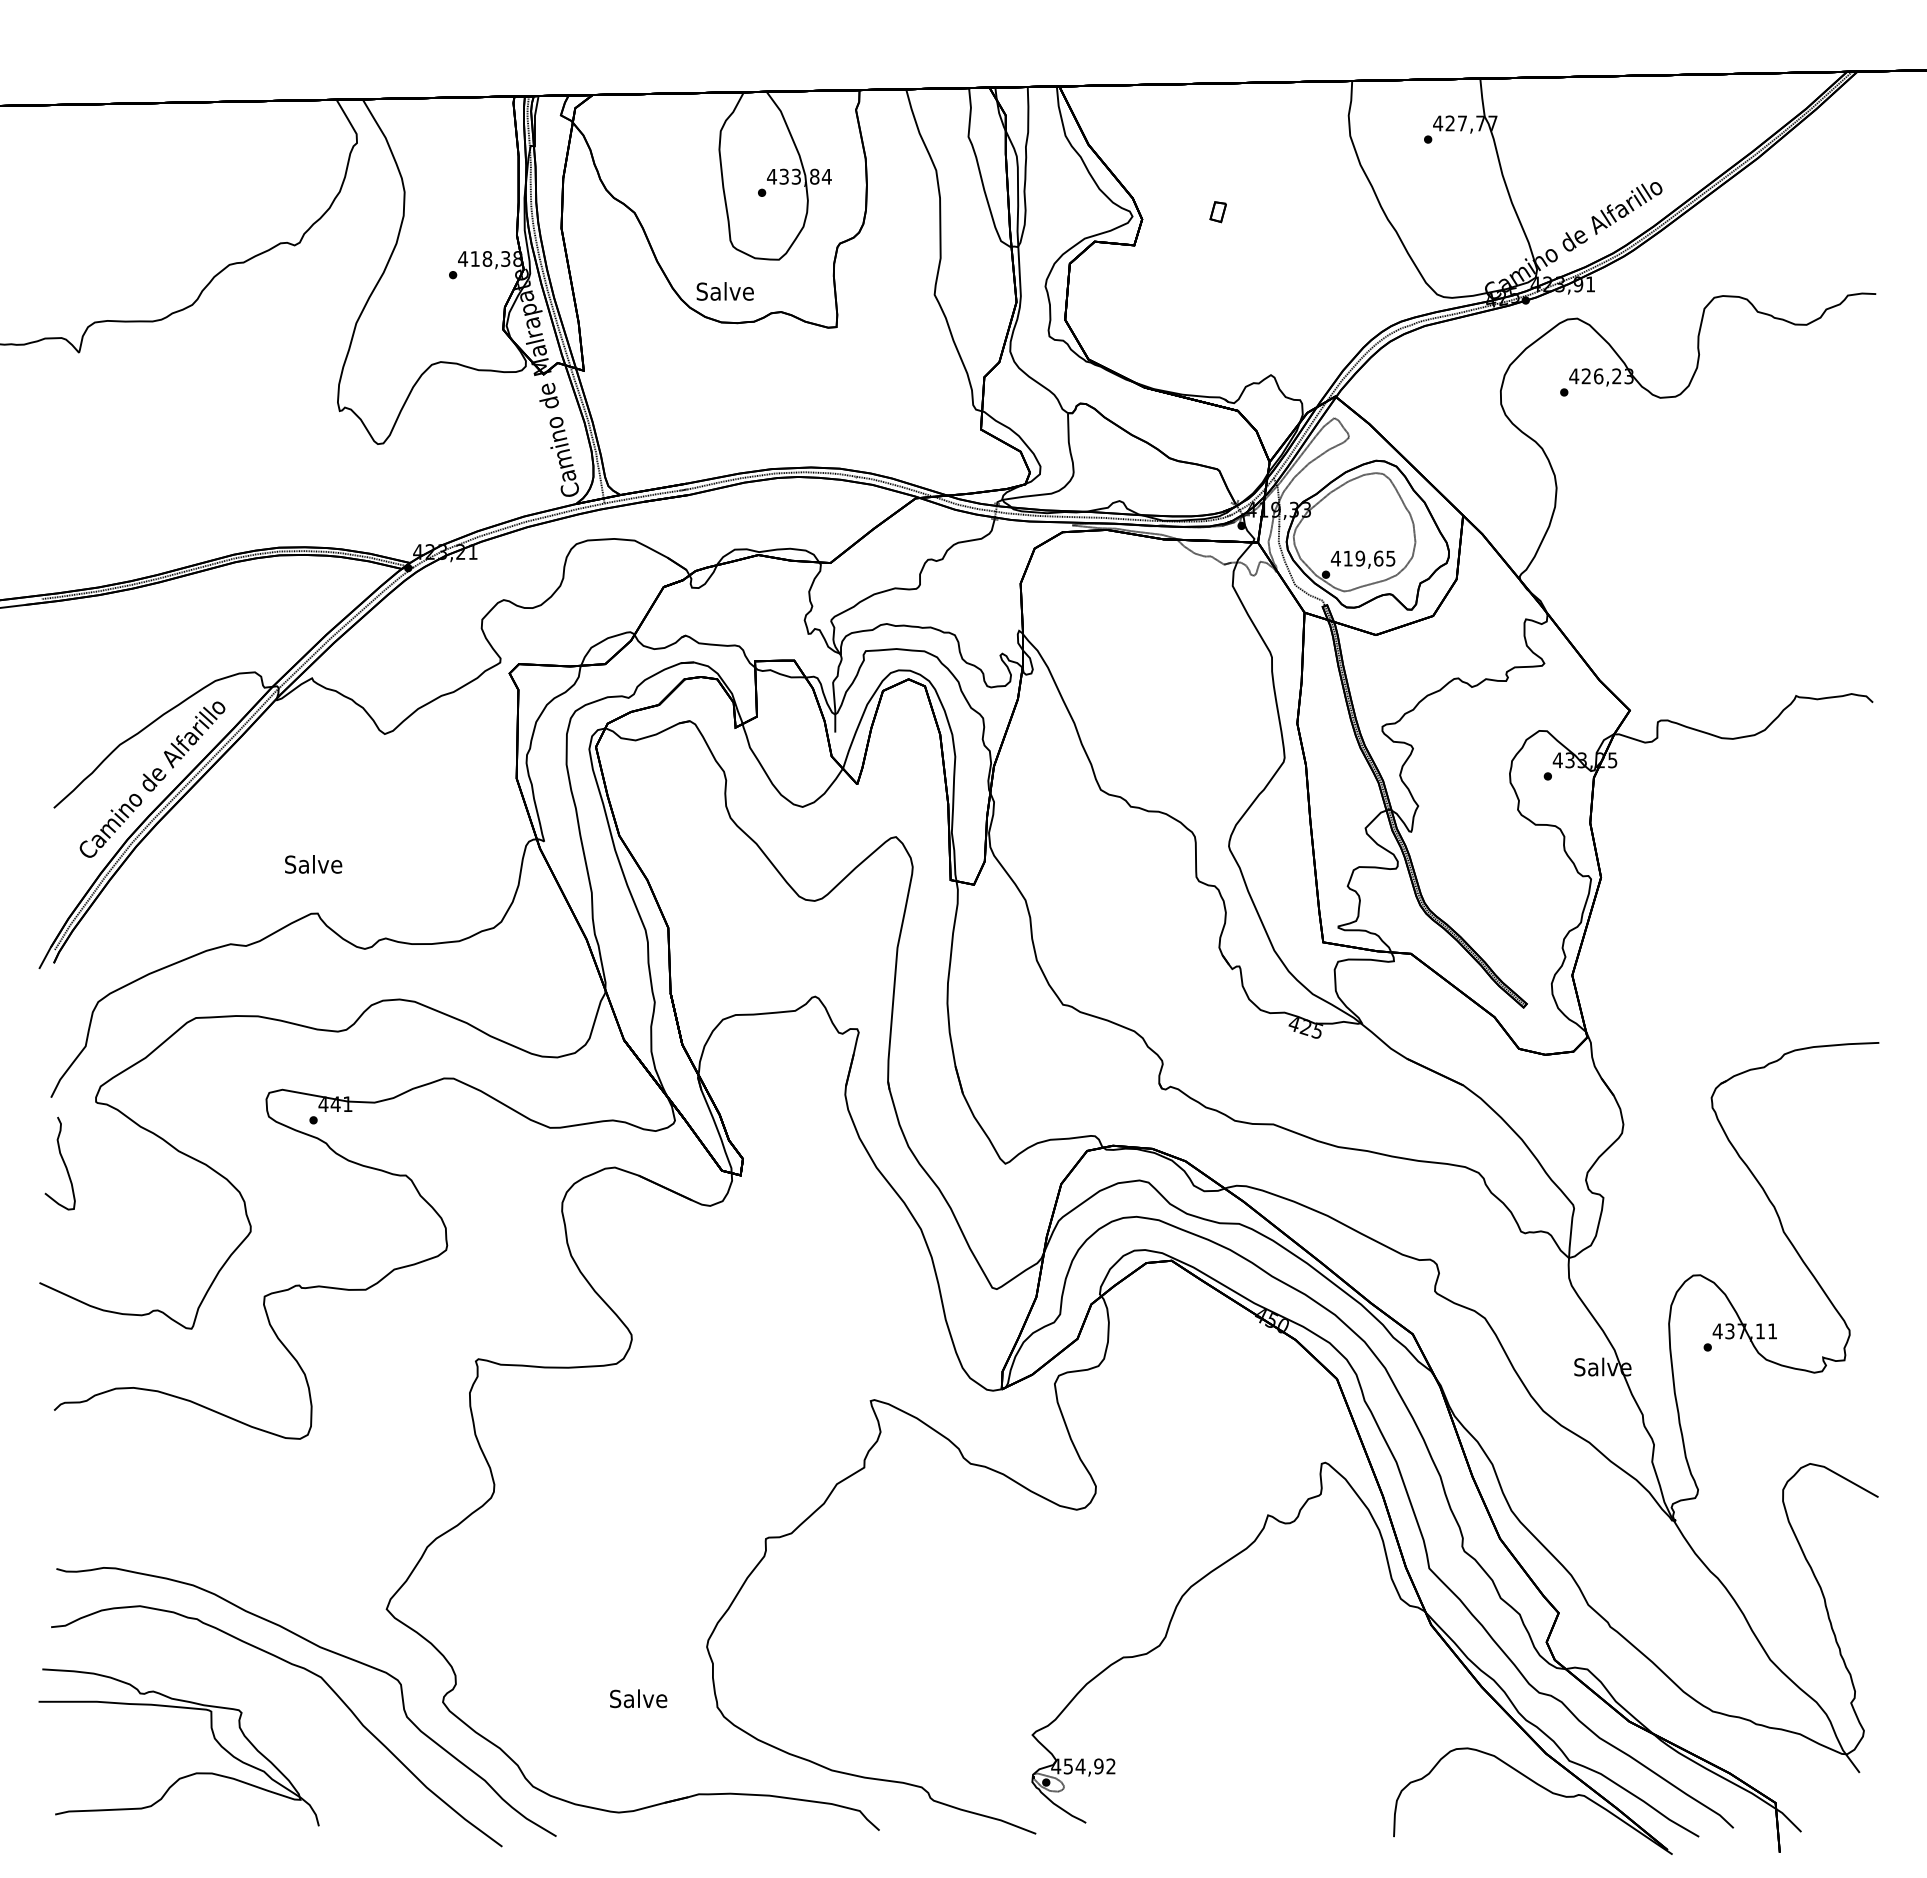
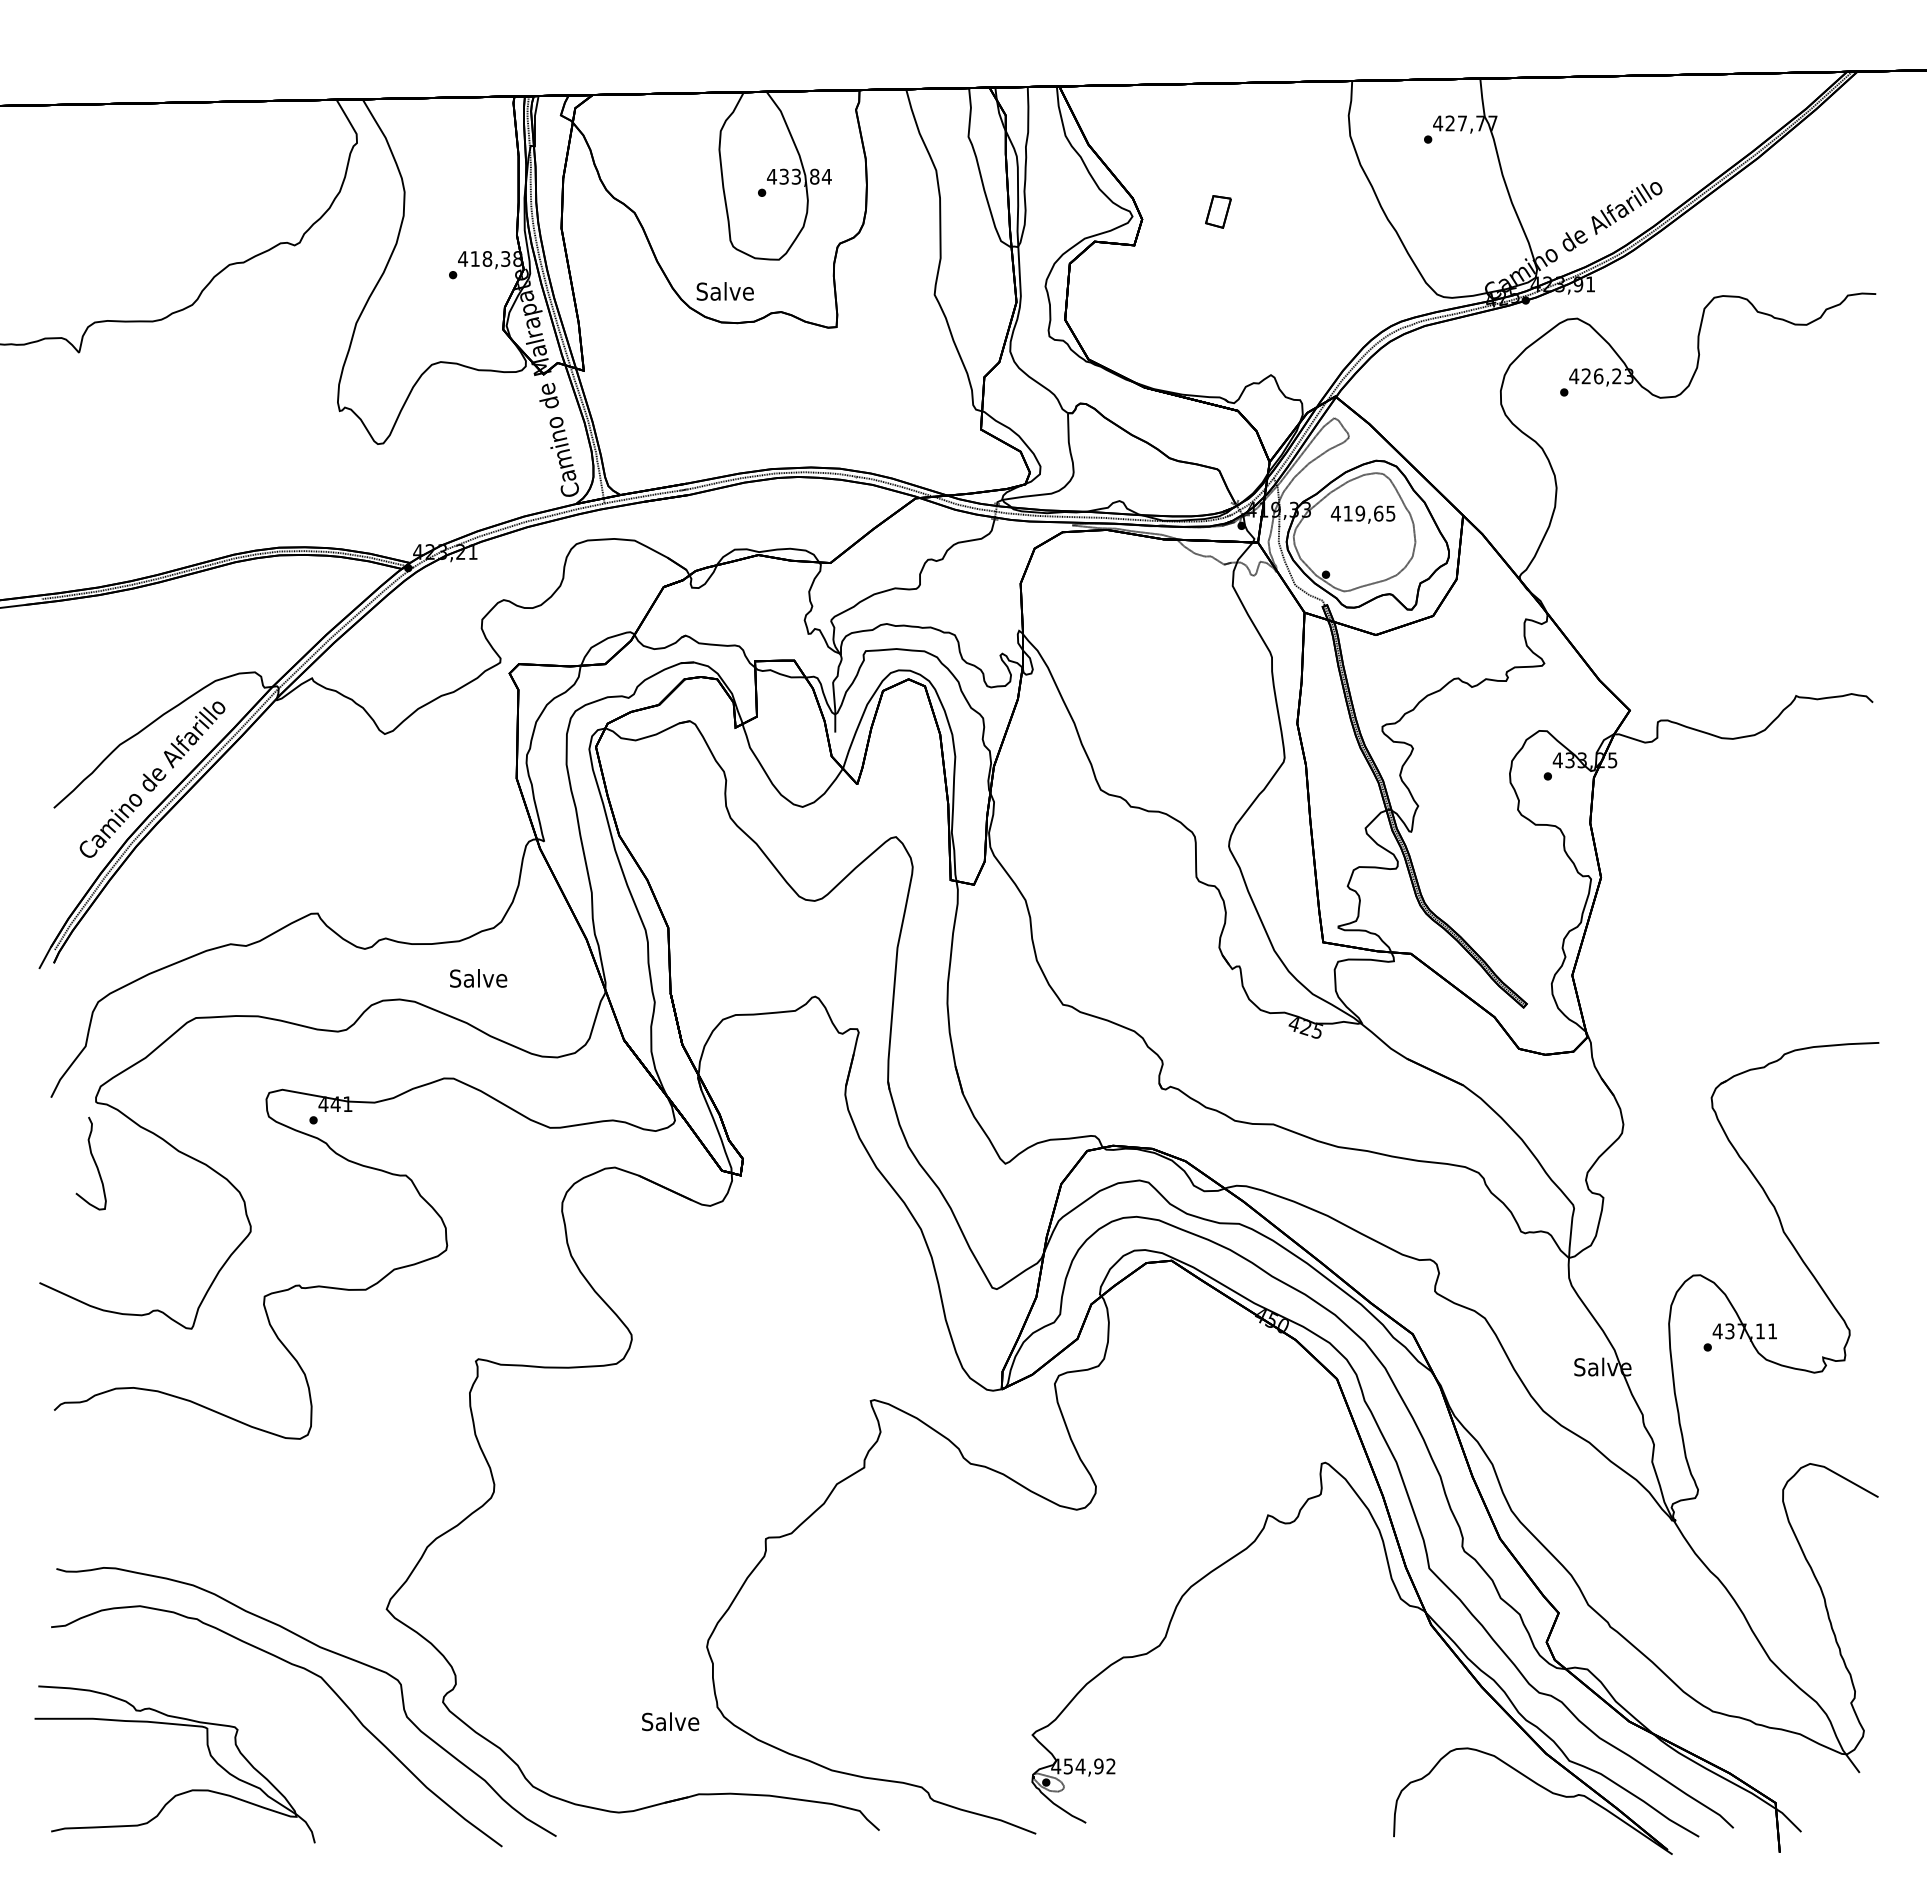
part size: 18x23 px -> 27x34 px (1218, 211)
text position: (1362, 559) -> (1362, 514) (1362, 514)
text position: (313, 864) -> (478, 978) (478, 978)
curve position: (62, 1161) -> (93, 1161) (93, 1161)
text position: (638, 1698) -> (670, 1721) (670, 1721)
part position: (186, 1775) -> (182, 1792) (182, 1792)
